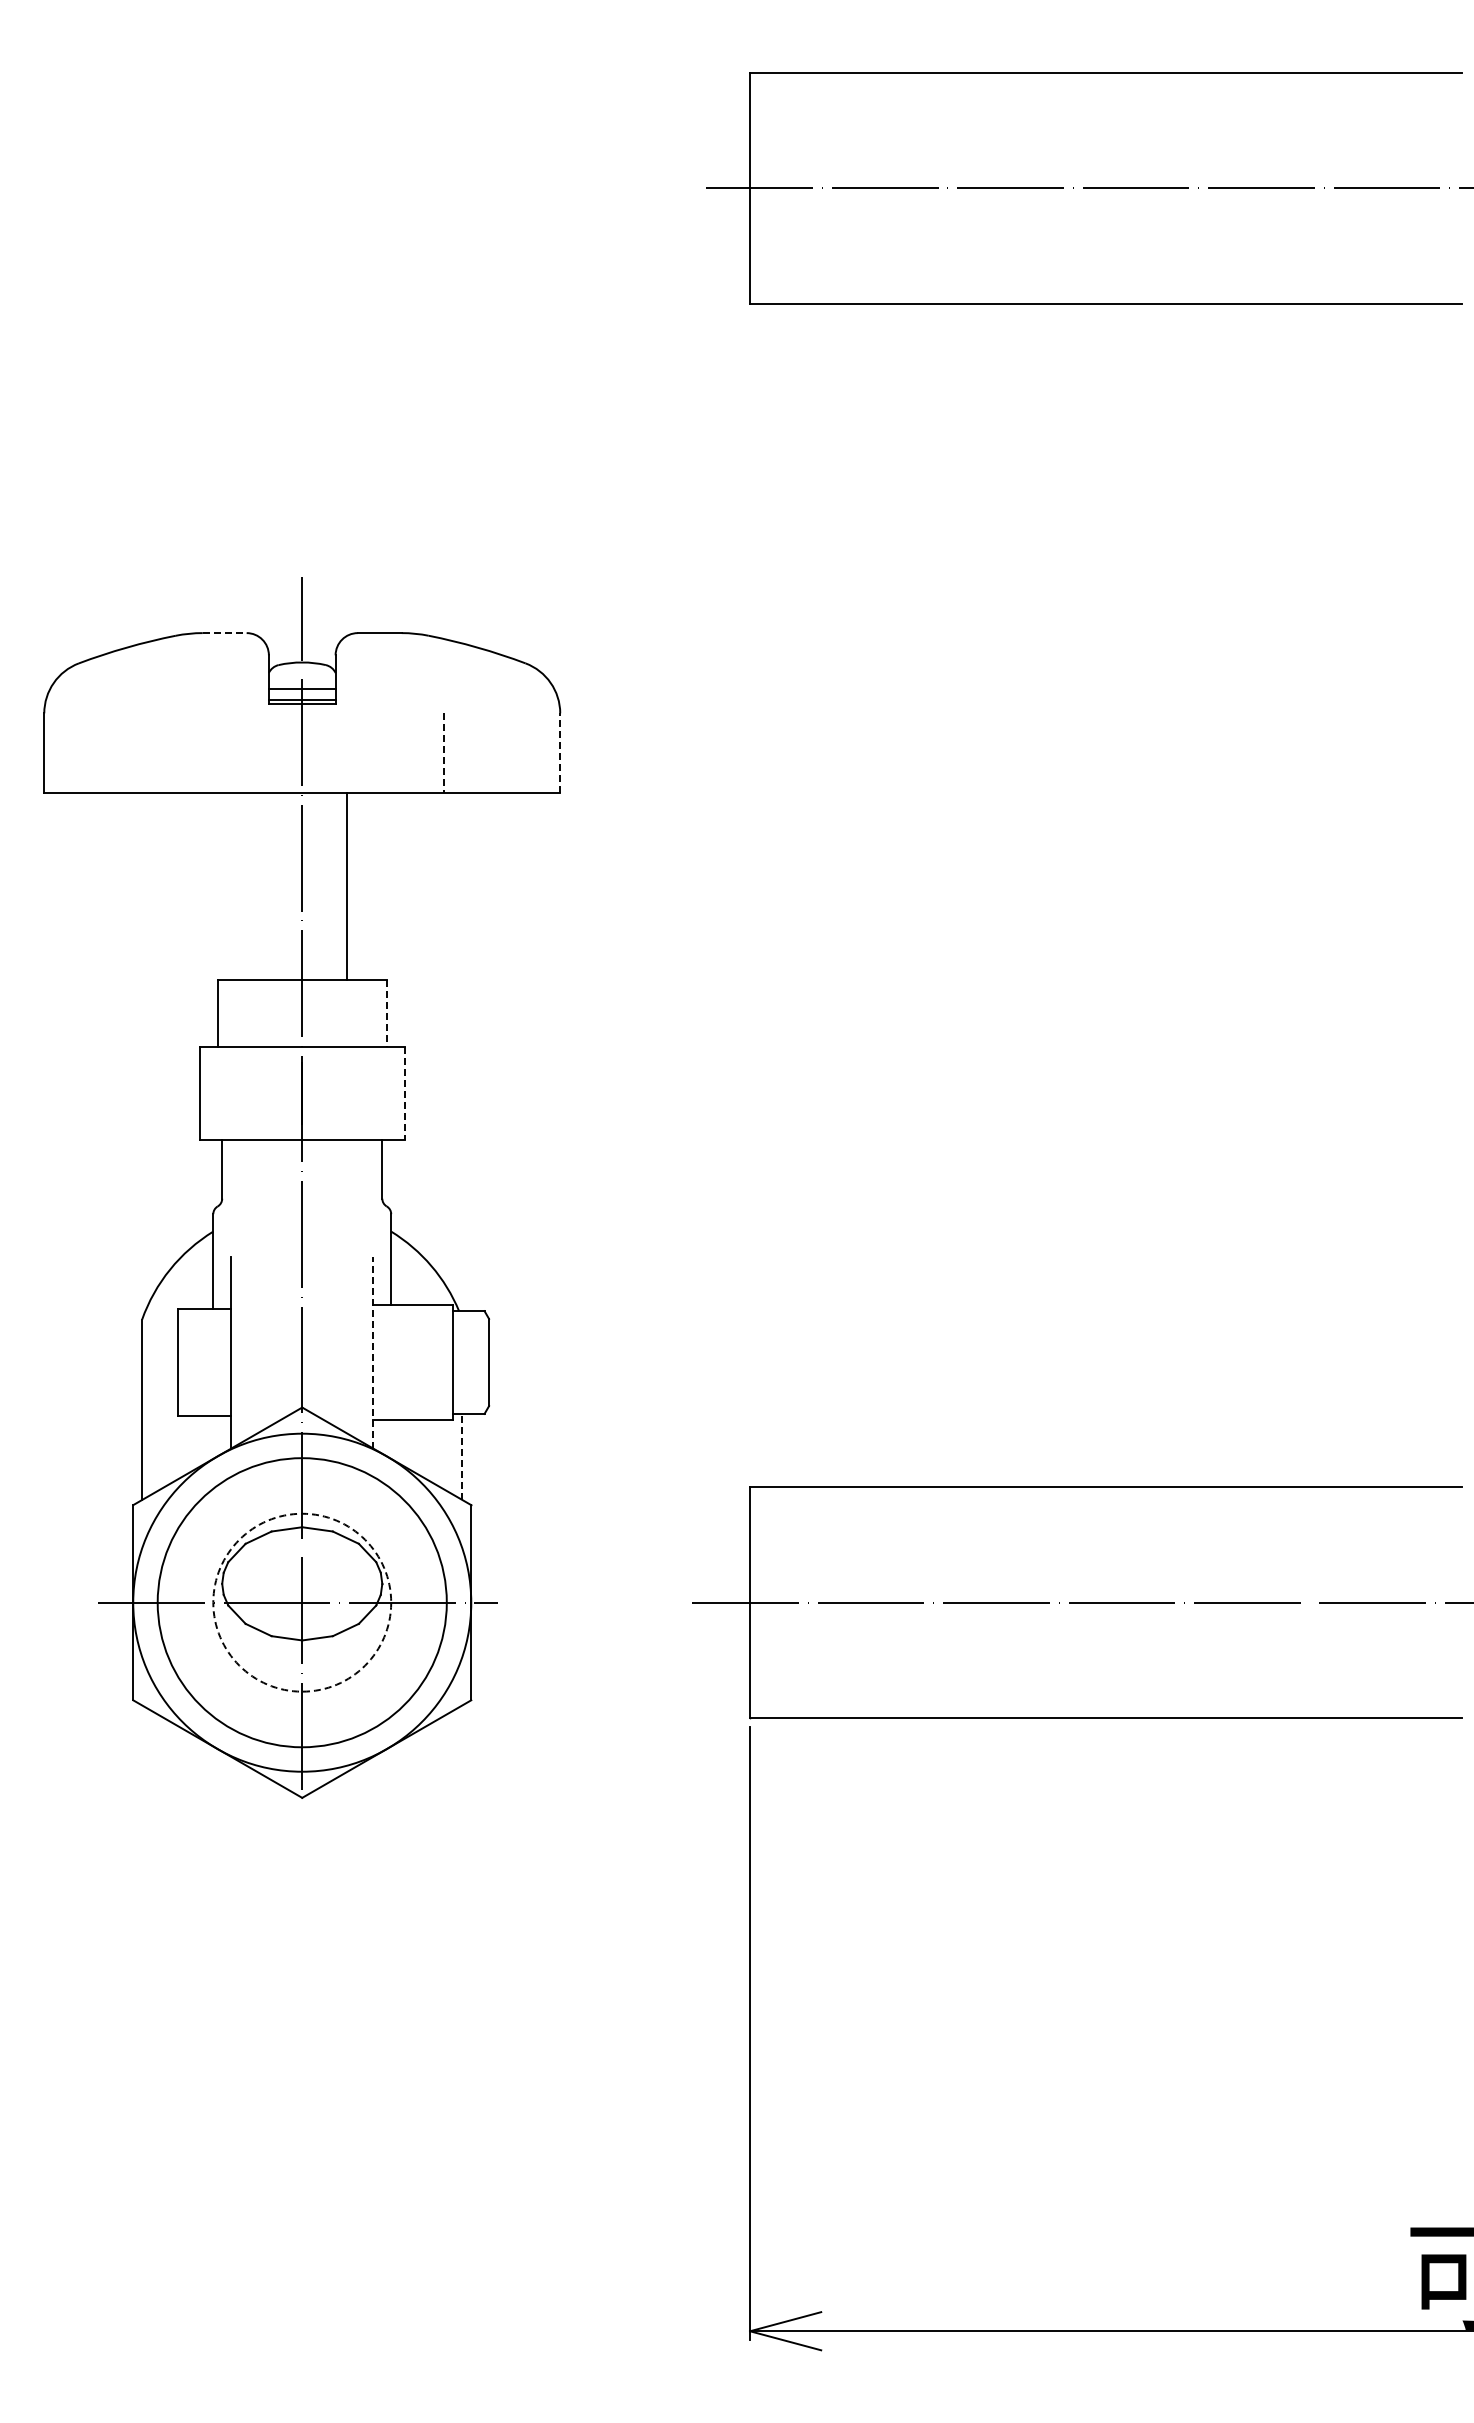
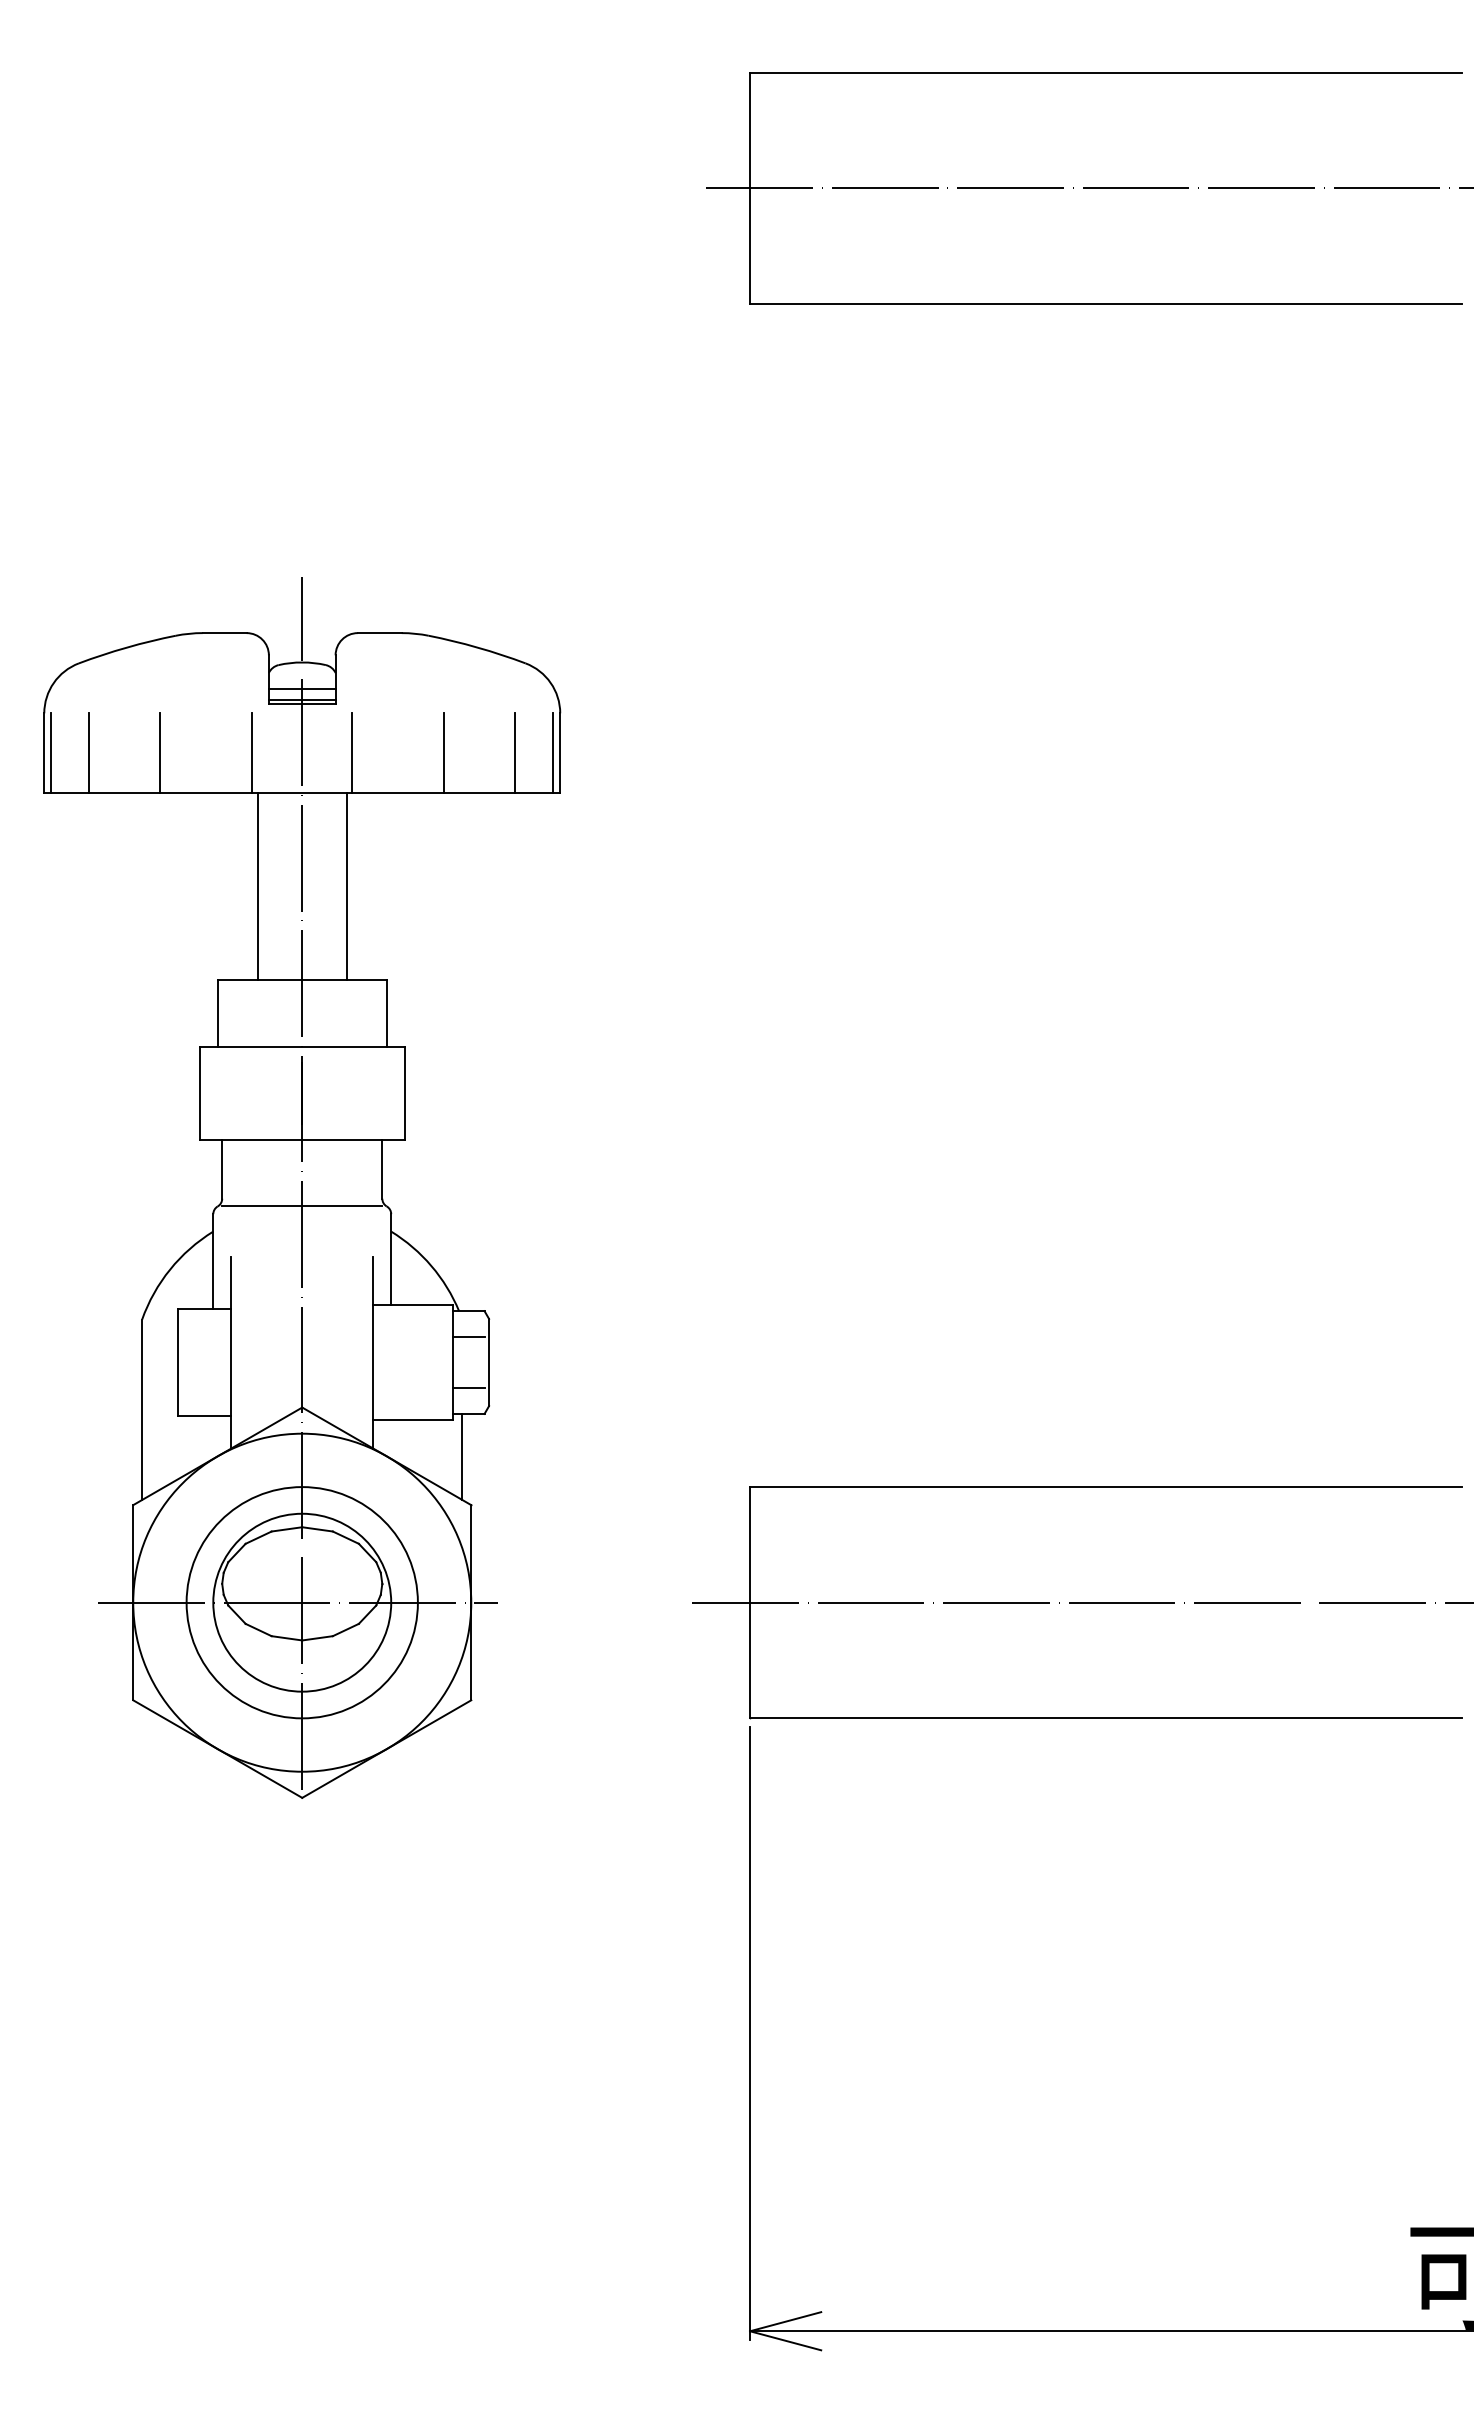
line: dashed -> solid (224, 633)
line: none -> present (51, 753)
line: none -> present (89, 753)
line: none -> present (160, 753)
line: none -> present (252, 753)
line: none -> present (352, 753)
line: dashed -> solid (444, 753)
line: none -> present (515, 753)
line: none -> present (553, 753)
line: dashed -> solid (560, 753)
line: none -> present (257, 886)
line: dashed -> solid (386, 1013)
line: dashed -> solid (404, 1093)
line: none -> present (302, 1206)
line: none -> present (468, 1336)
line: dashed -> solid (373, 1352)
line: none -> present (468, 1388)
line: dashed -> solid (462, 1456)
circle diameter: 289 px -> 231 px (301, 1602)
circle: dashed -> solid (302, 1602)
